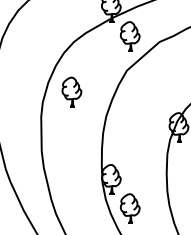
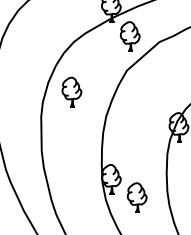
part position: (130, 208) -> (137, 197) (137, 197)
